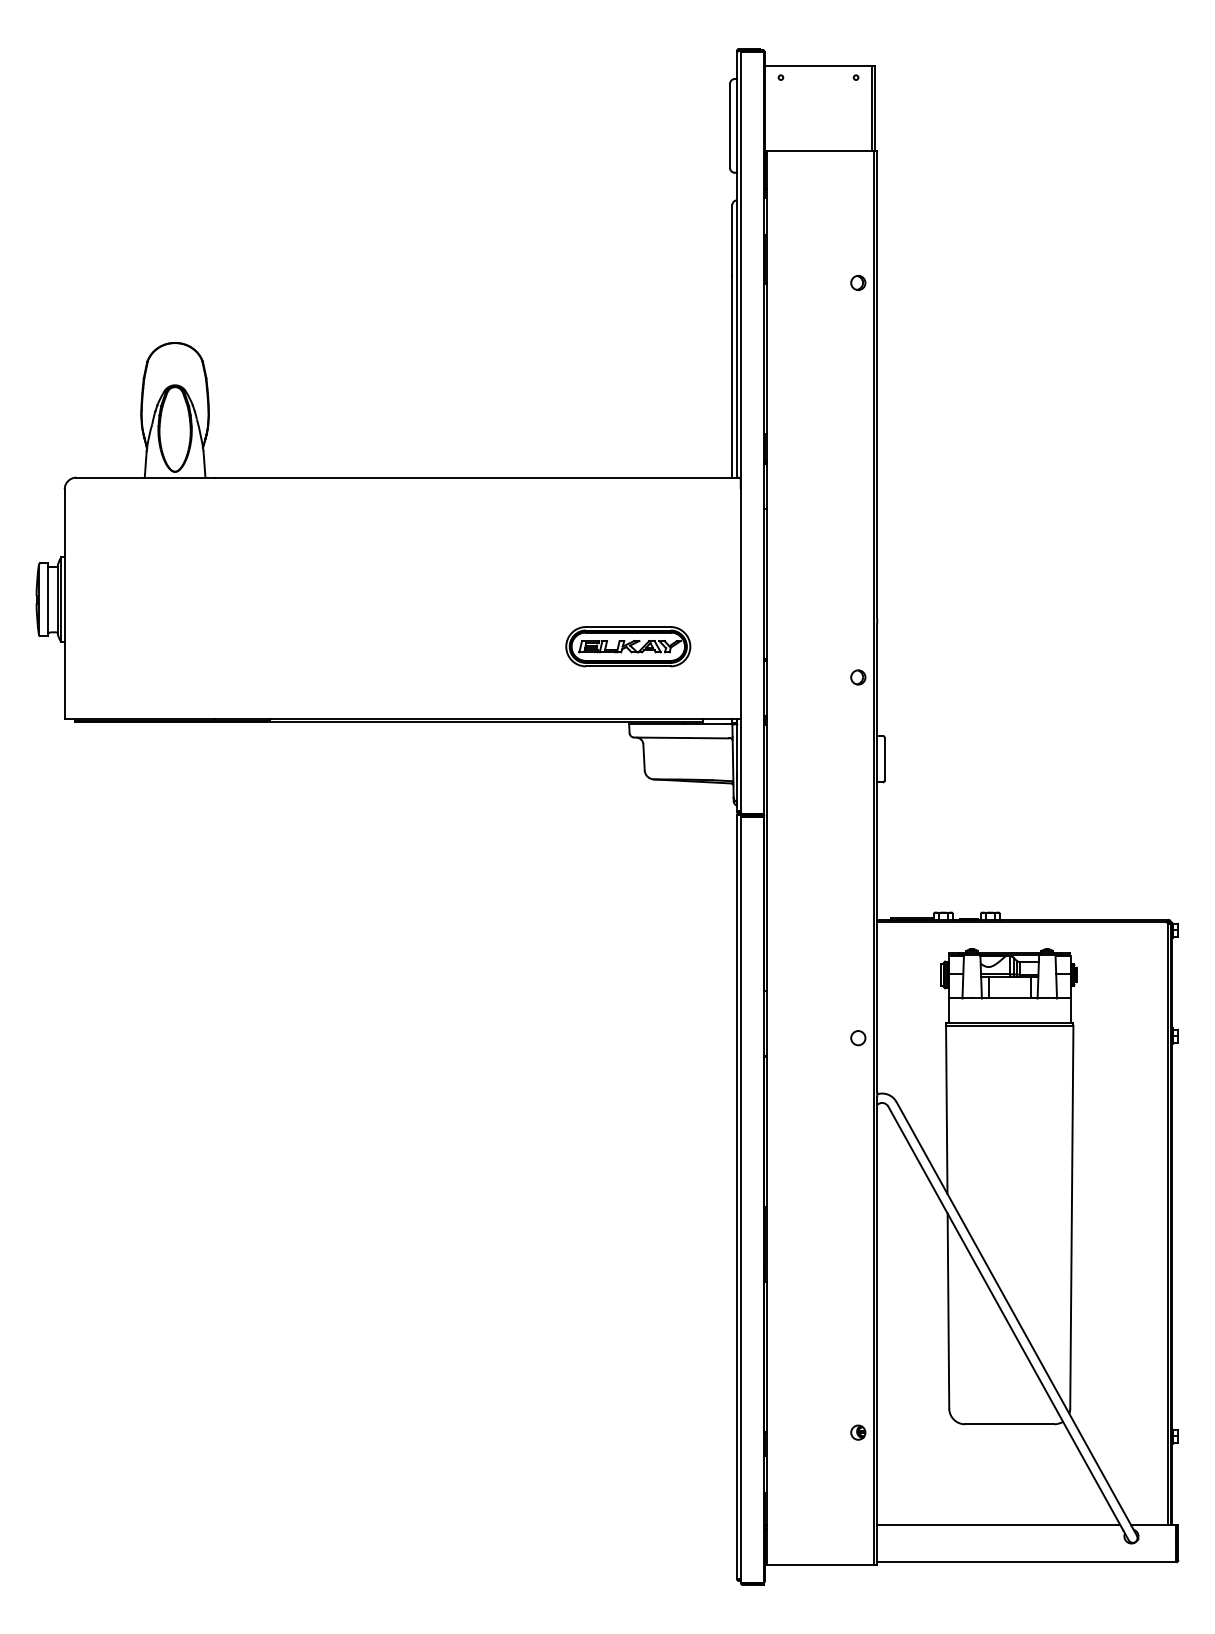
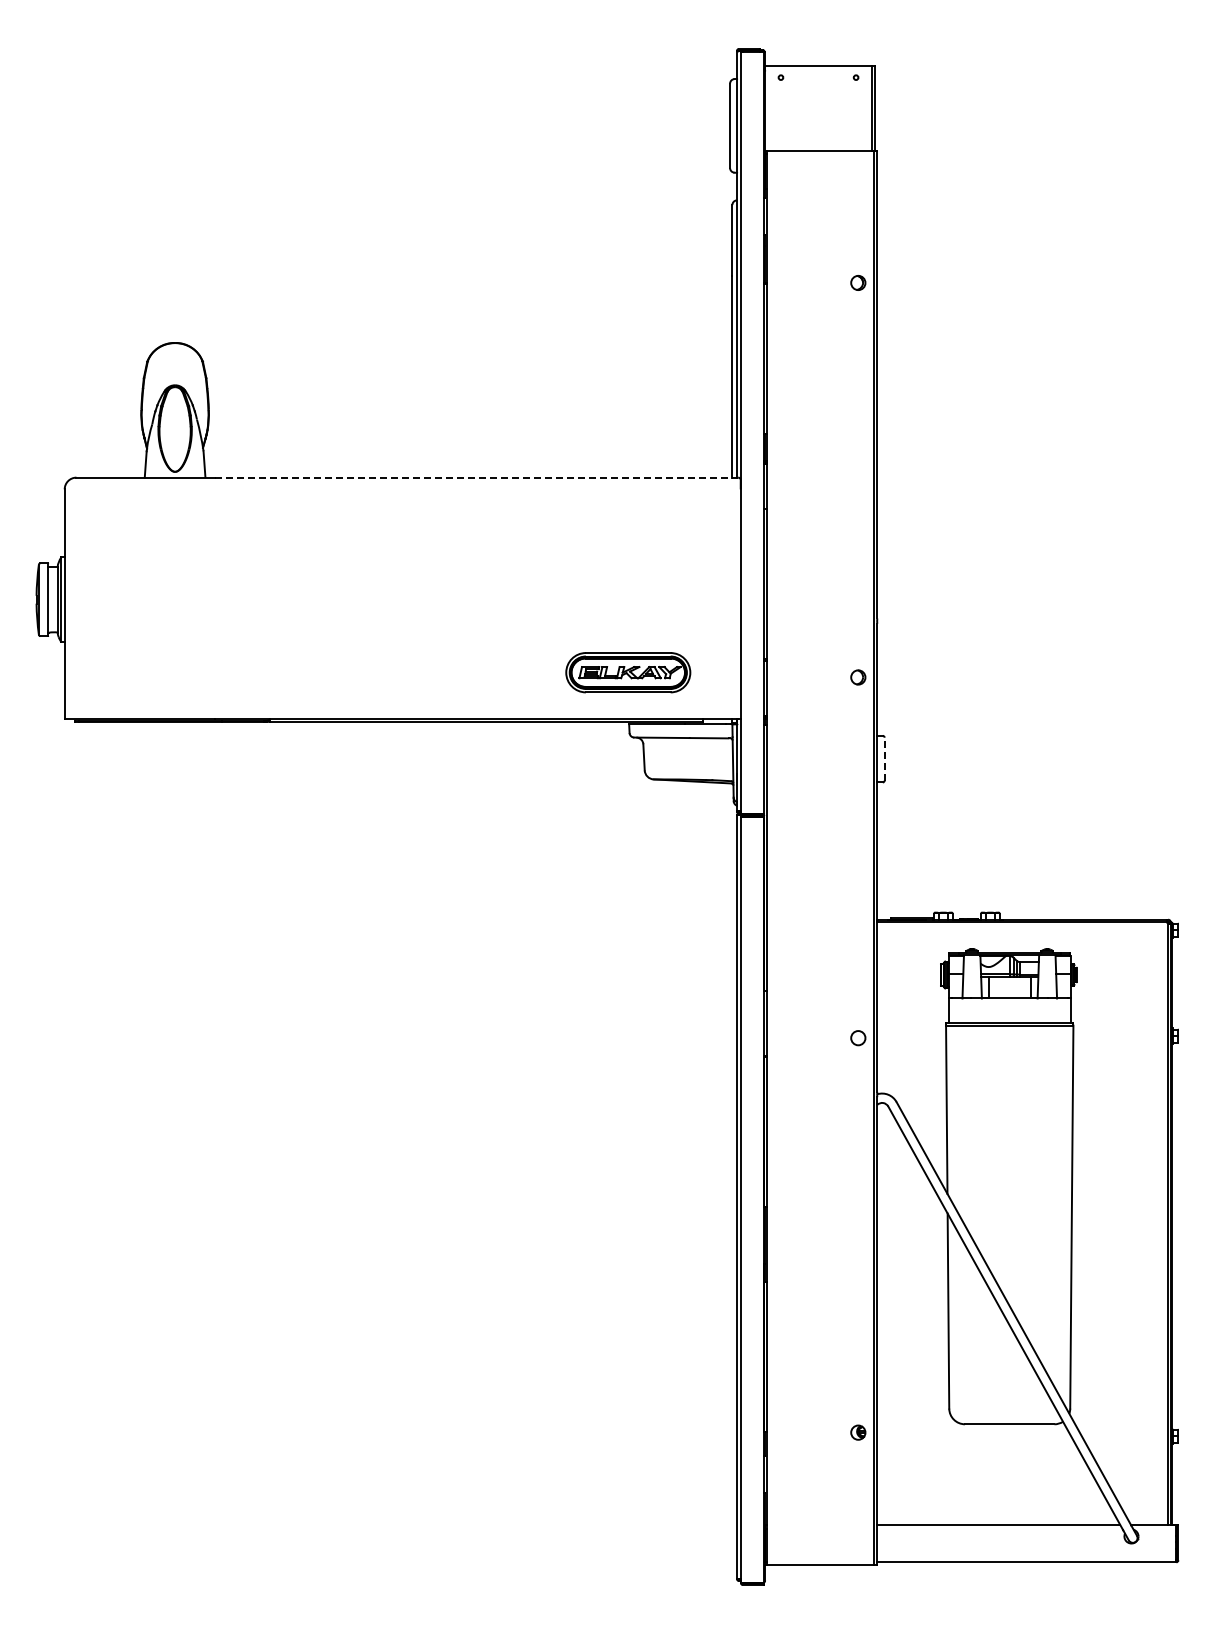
line: solid -> dashed (476, 477)
part position: (628, 646) -> (628, 672) (628, 672)
line: solid -> dashed (884, 758)
